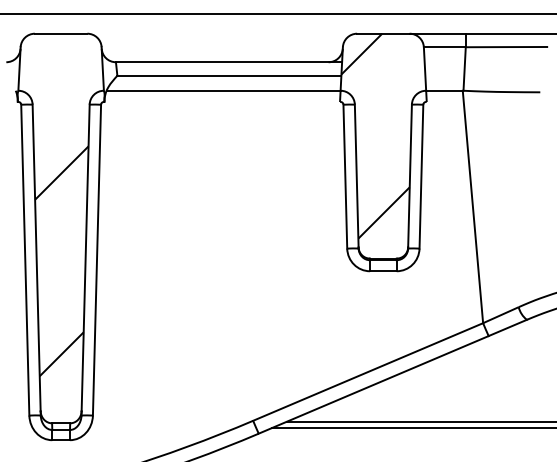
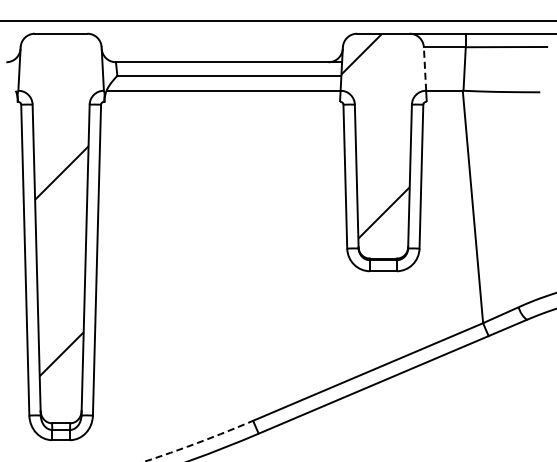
line position: (277, 13) -> (277, 20) (277, 20)
line: solid -> dashed (425, 69)
line: present -> none (420, 421)
line: present -> none (412, 428)
arc: solid -> dashed (198, 442)
